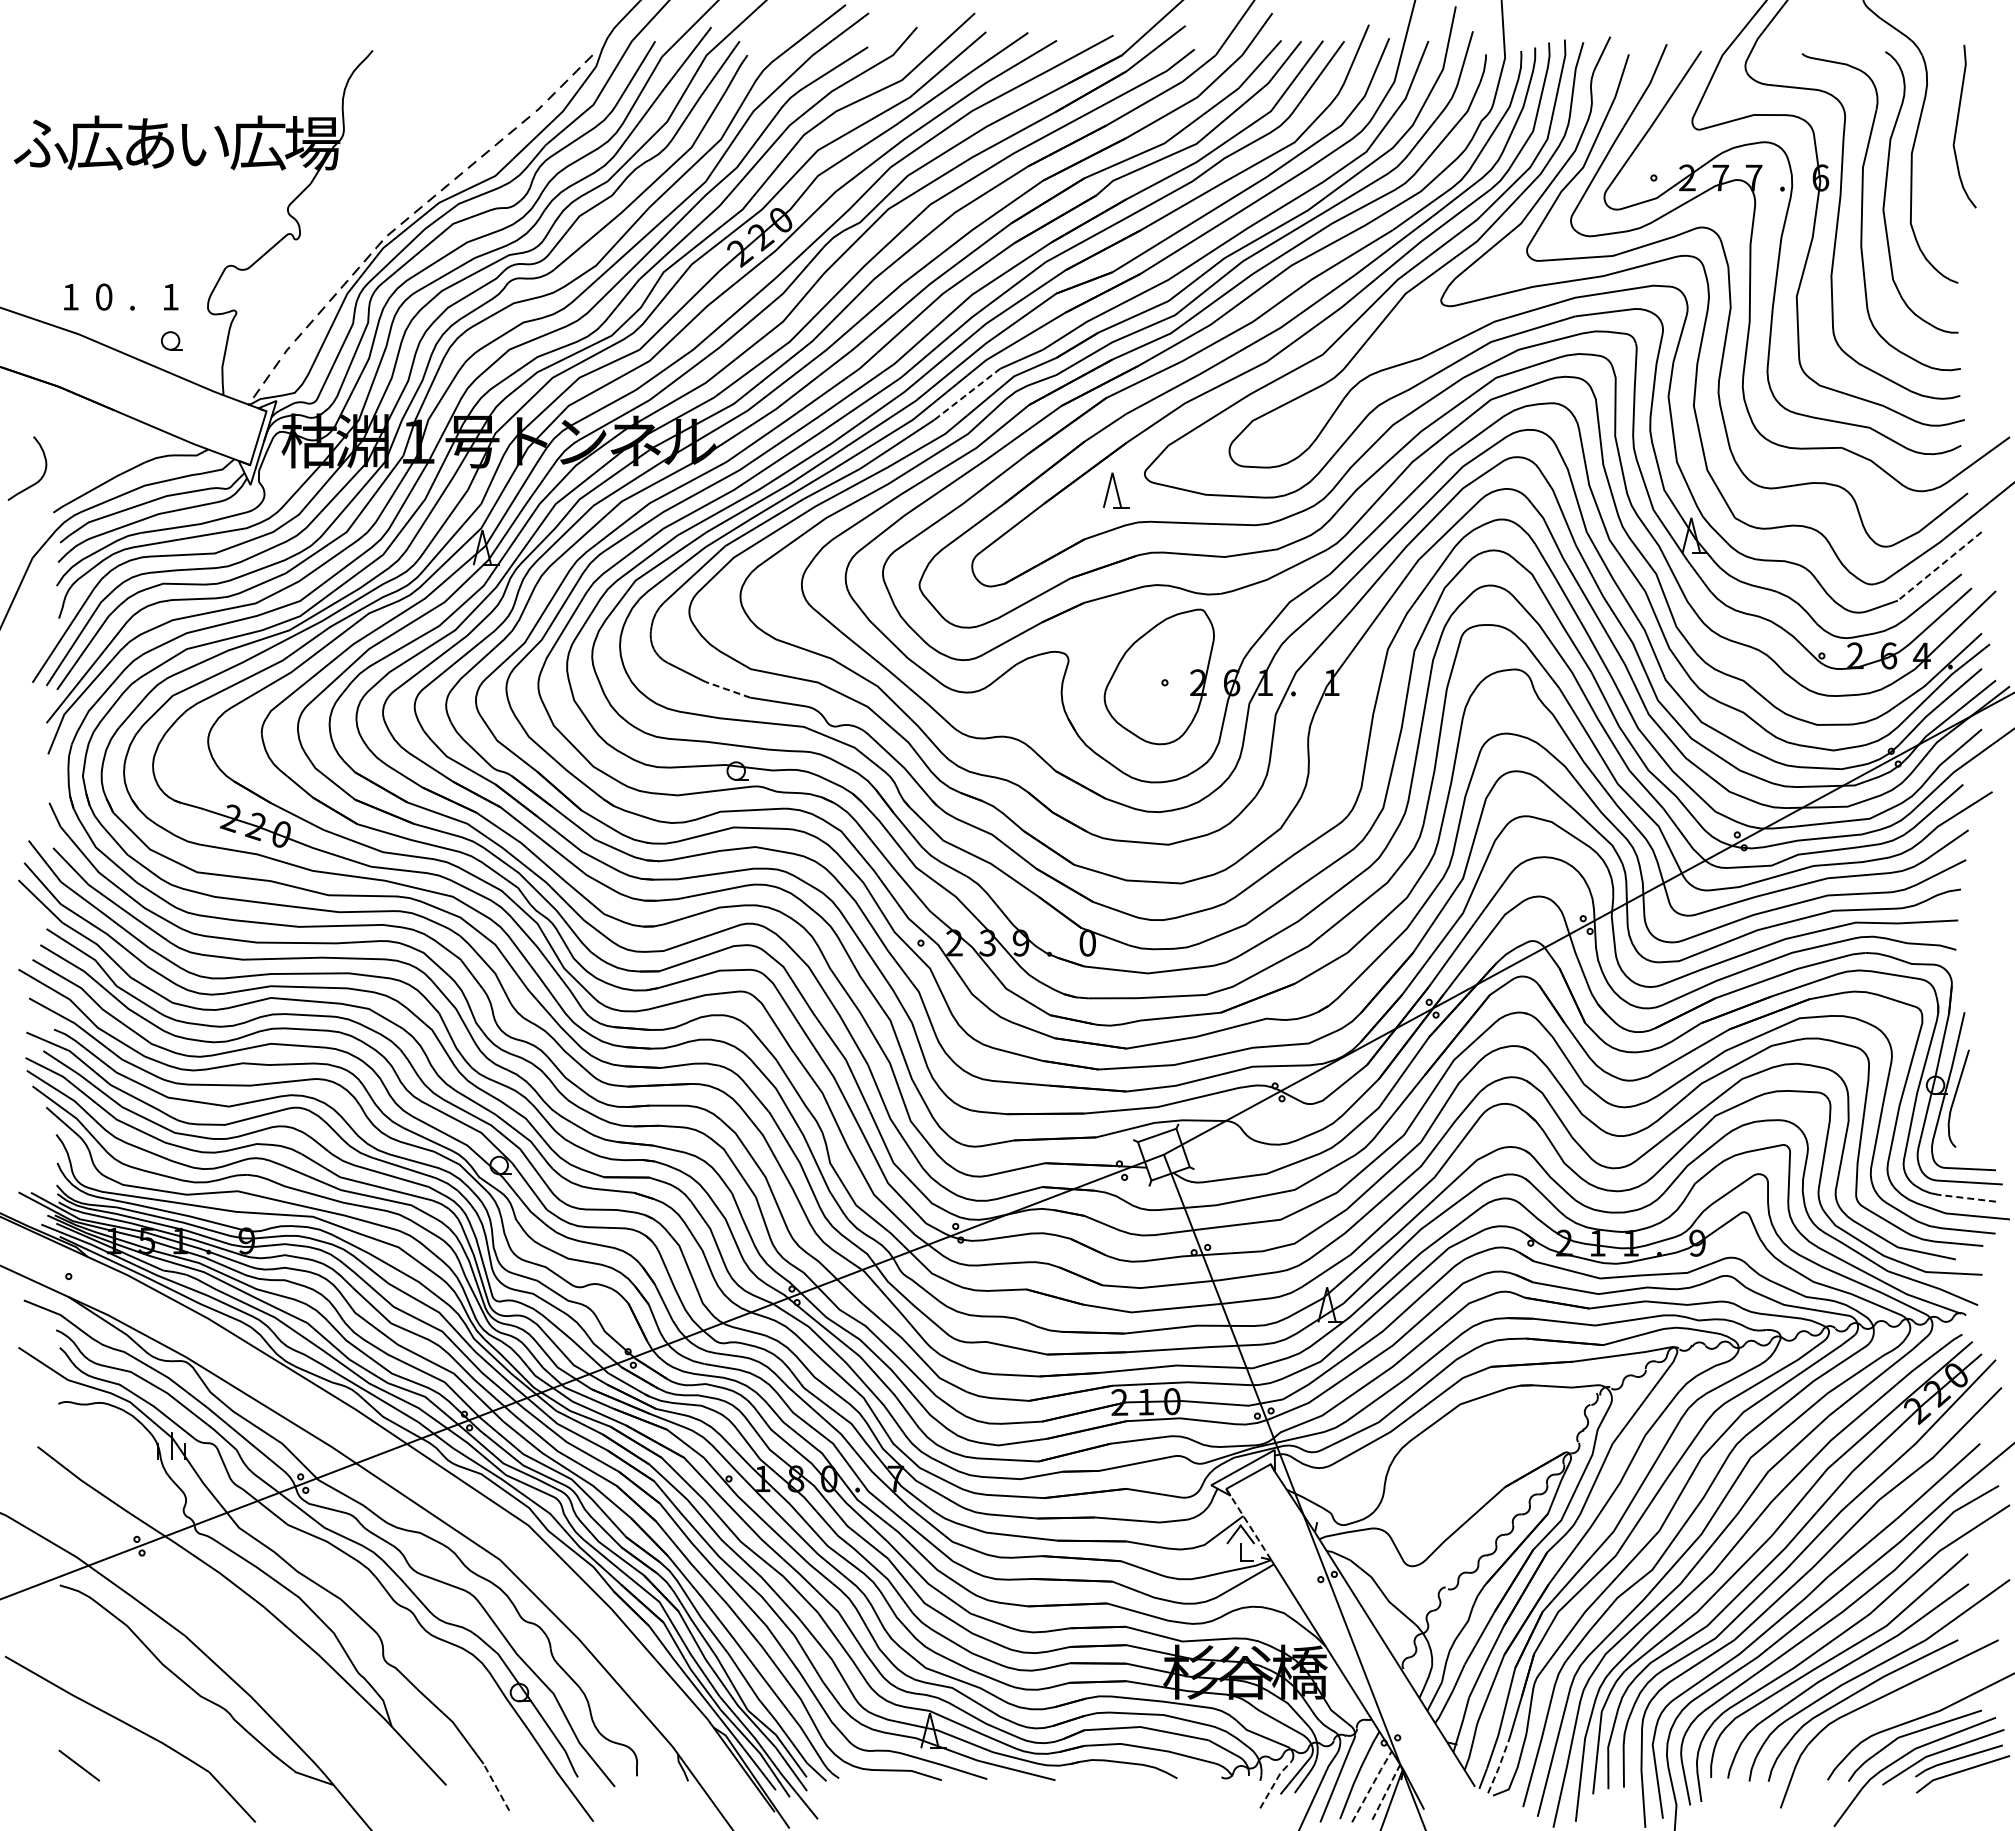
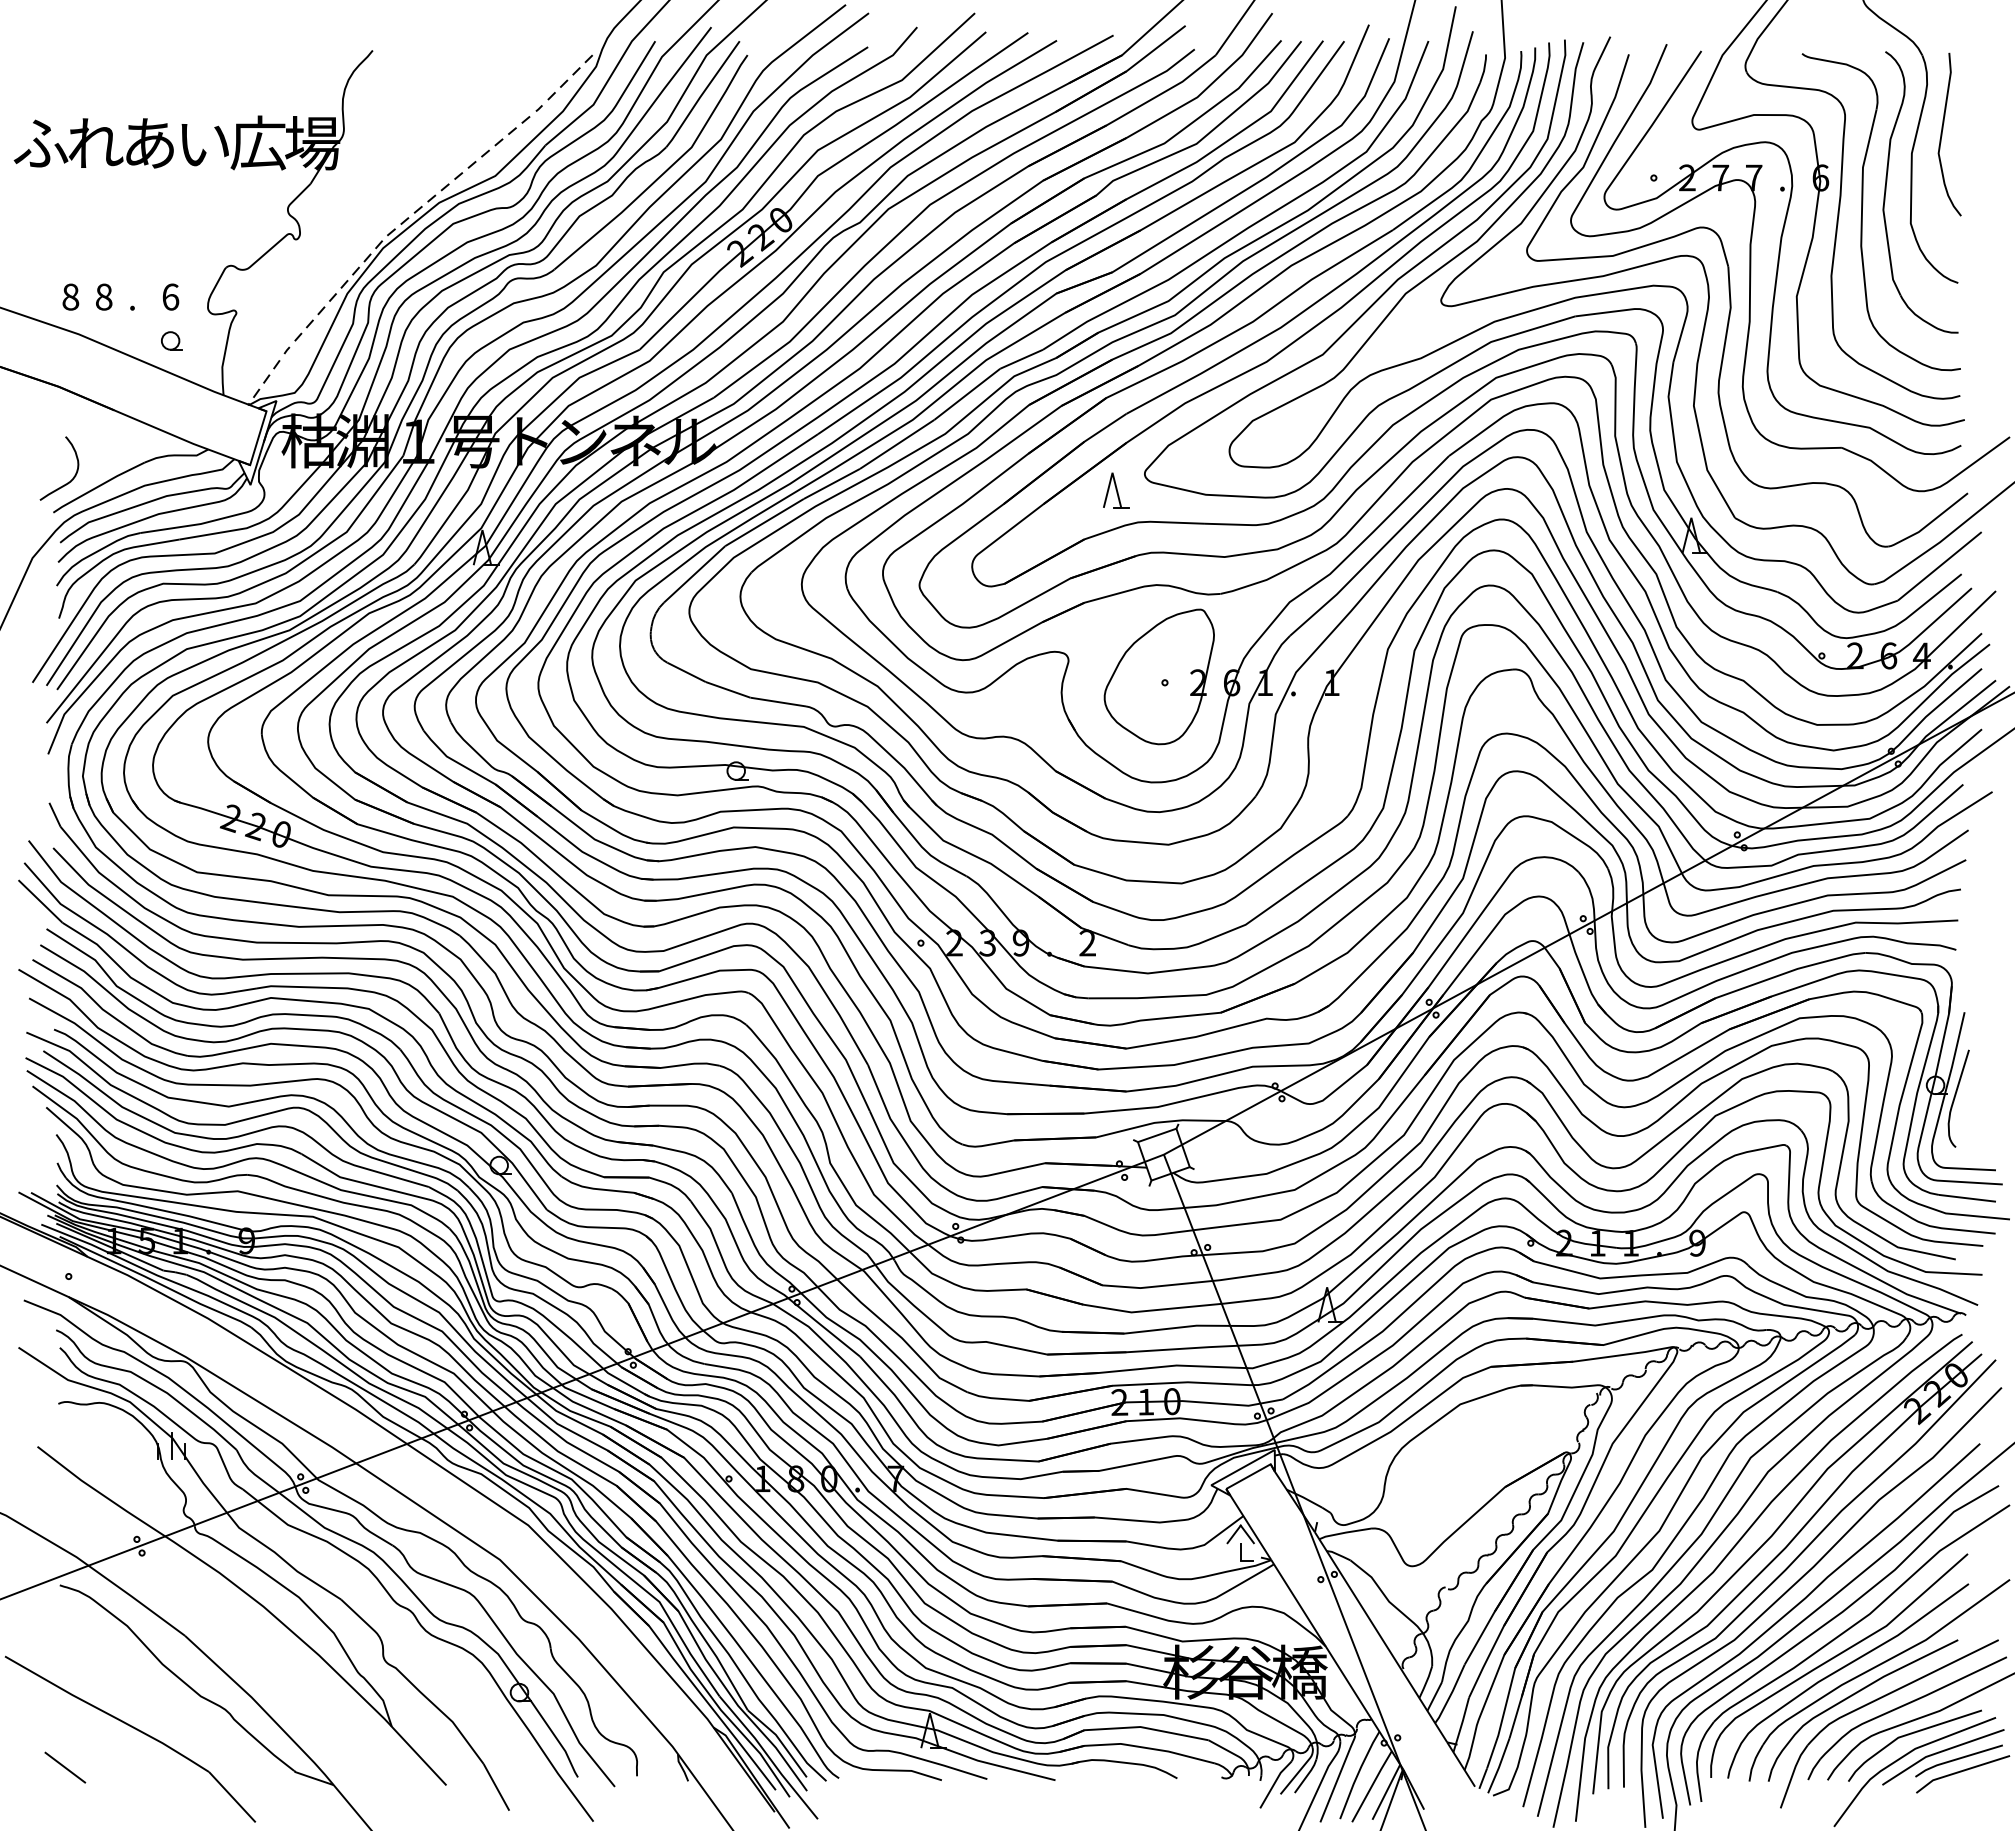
curve position: (1957, 126) -> (1942, 134) (1942, 134)
text: 広 -> れ (95, 142)
text: 1 -> 8 (70, 296)
text: 1 -> 6 (170, 296)
text: 0 -> 8 (104, 297)
line: dashed -> solid (967, 394)
curve position: (36, 481) -> (68, 481) (68, 481)
line: dashed -> solid (1939, 566)
line: dashed -> solid (728, 689)
text: 0 -> 2 (1087, 942)
line: dashed -> solid (1967, 1198)
line: dashed -> solid (1250, 1527)
part: none -> present (1902, 1707)
line position: (79, 1765) -> (65, 1767) (65, 1767)
line: dashed -> solid (1499, 1765)
line: dashed -> solid (1275, 1782)
line: dashed -> solid (1372, 1785)
line: dashed -> solid (496, 1787)
line: dashed -> solid (1386, 1792)
